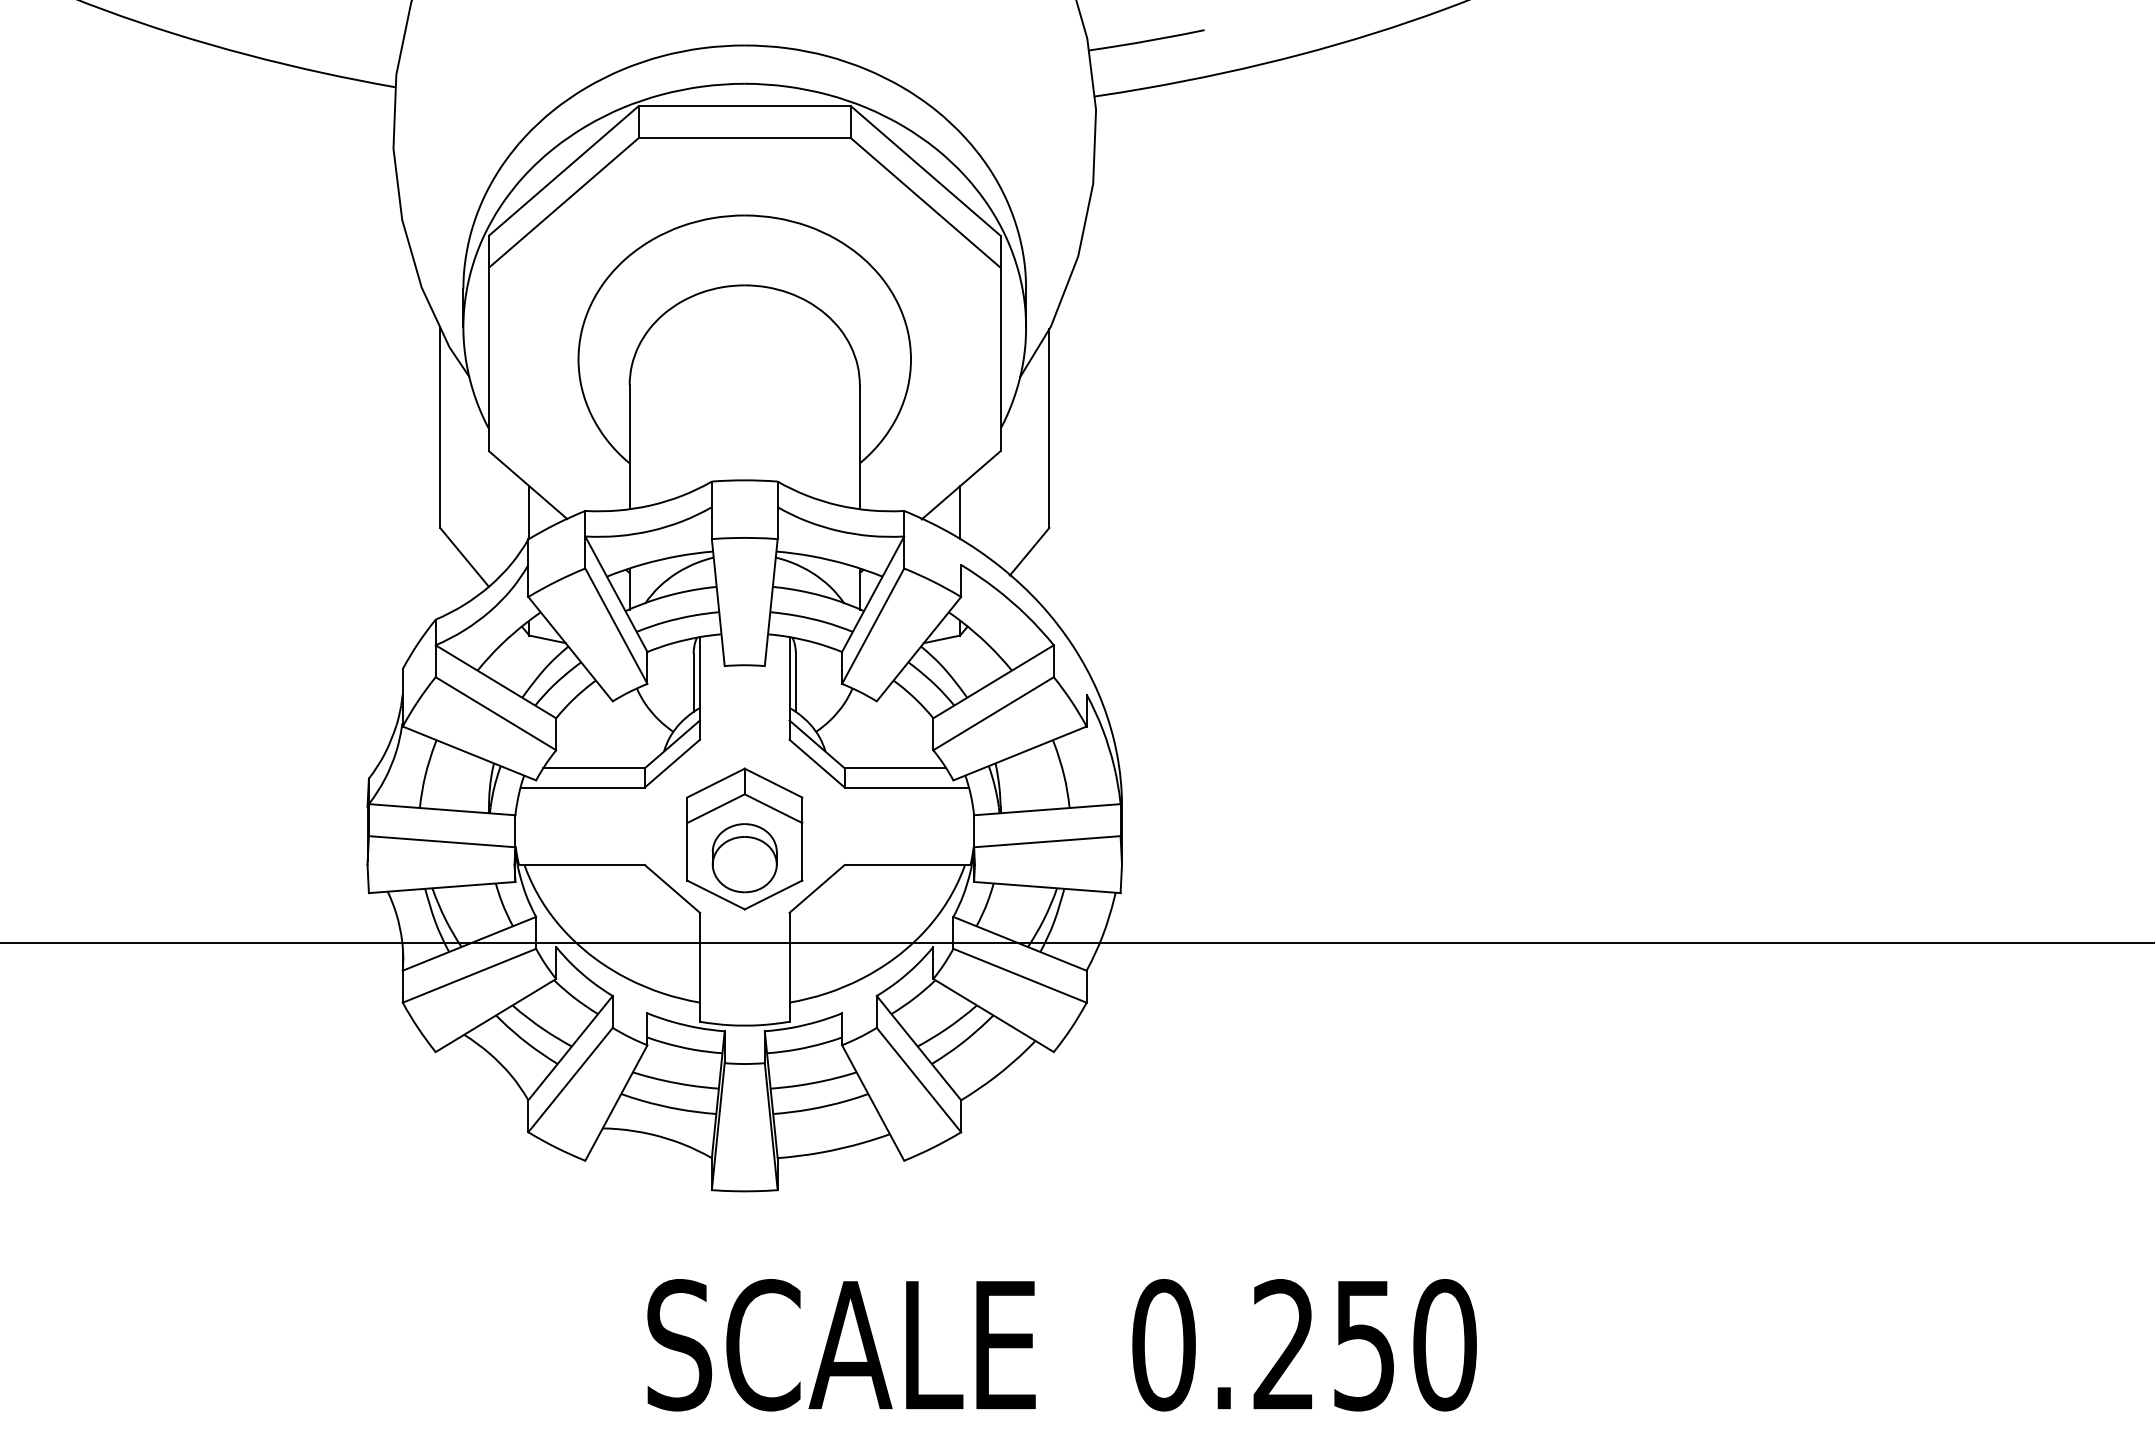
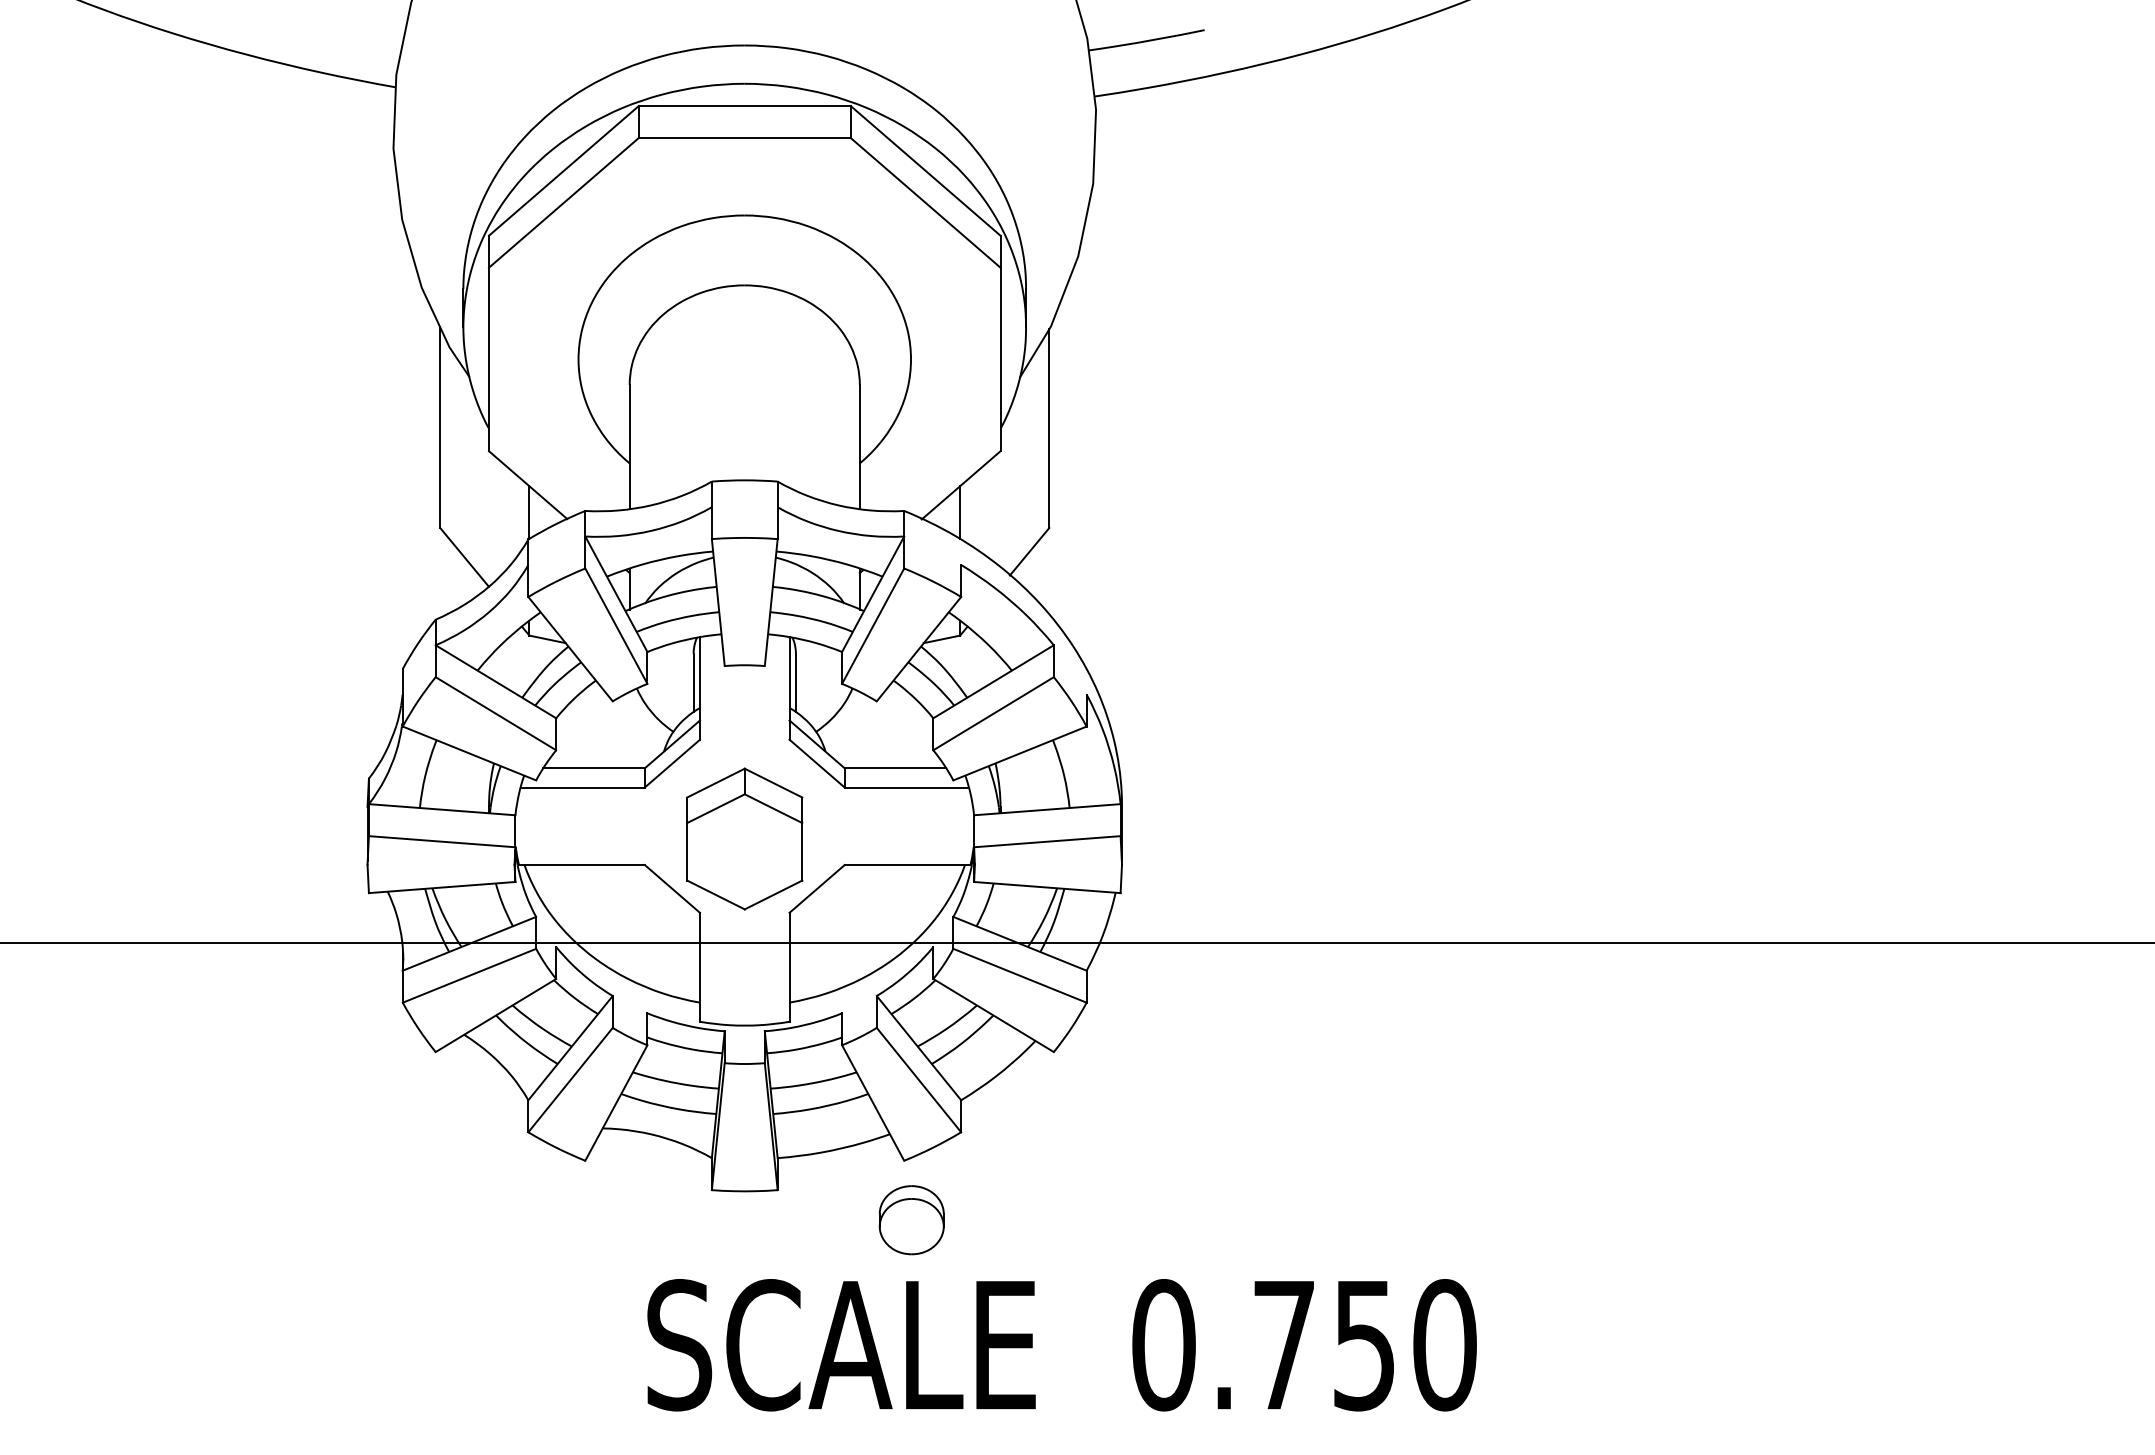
part position: (744, 858) -> (911, 1220) (911, 1220)
text: 0.250 -> 0.750 (1283, 1344)
